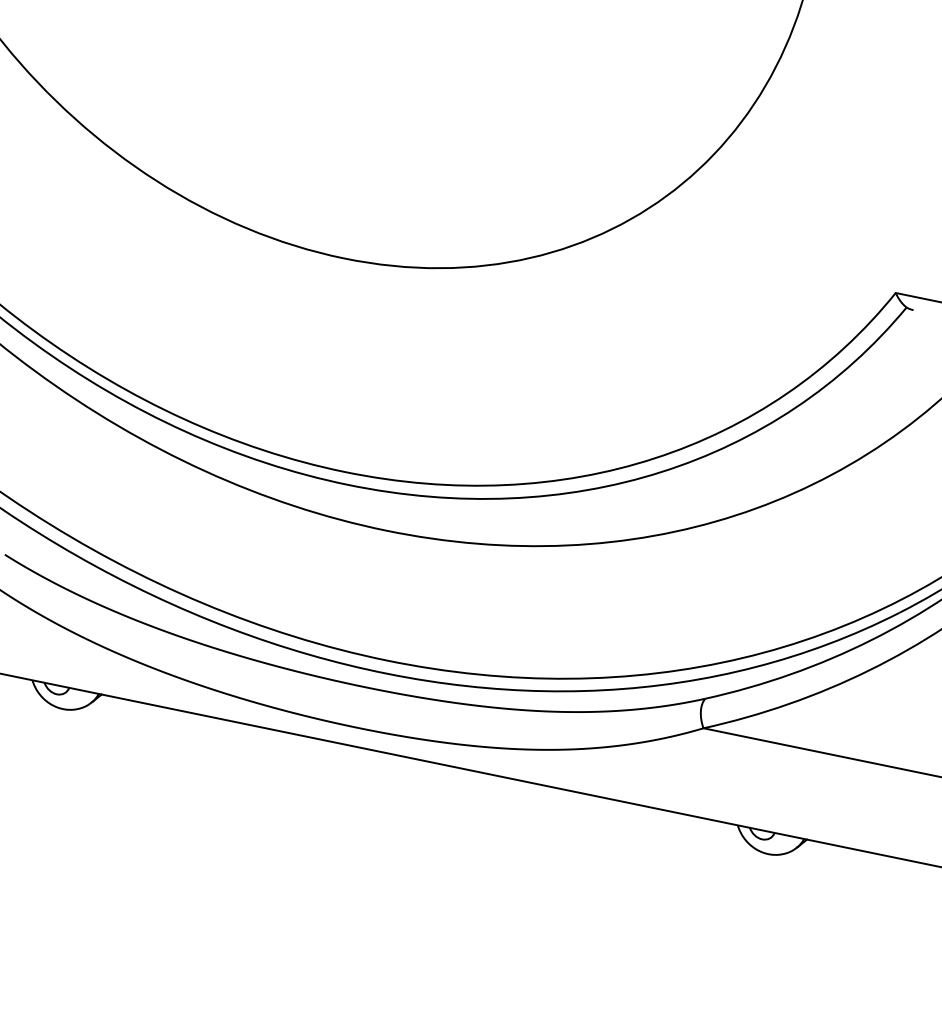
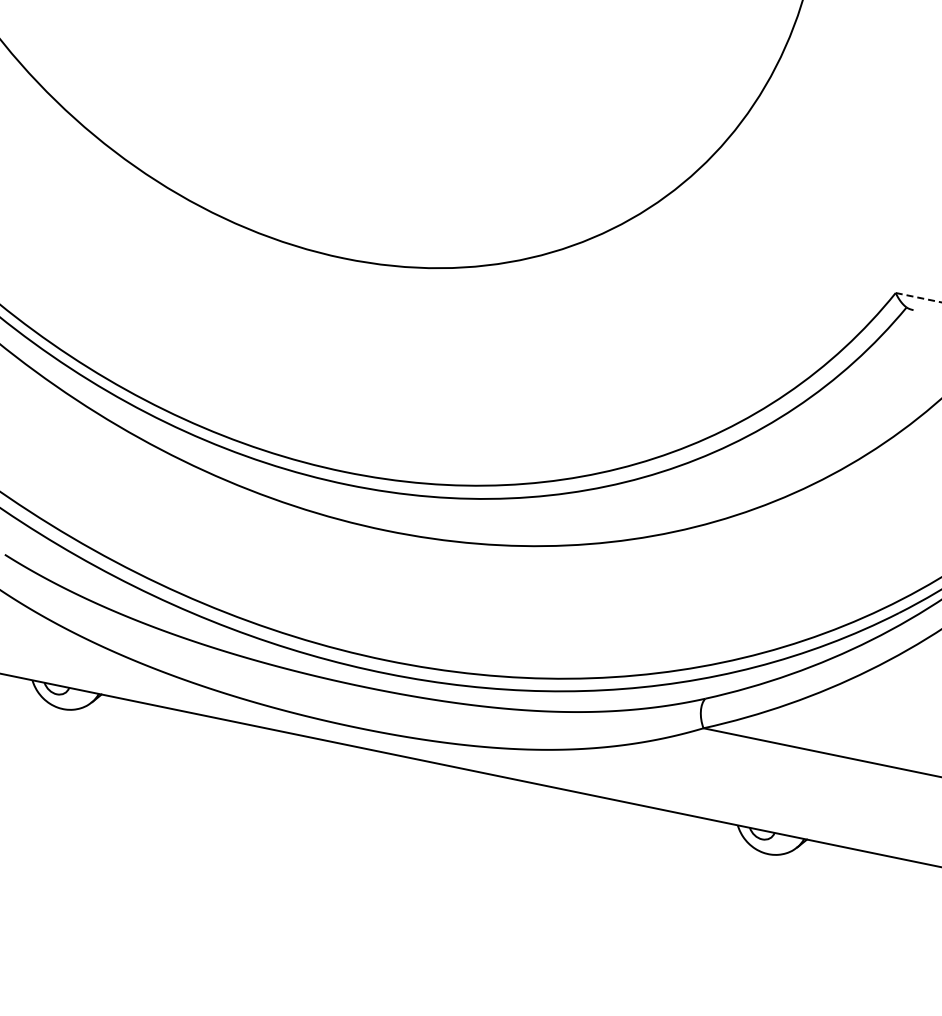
line: solid -> dashed (919, 297)
